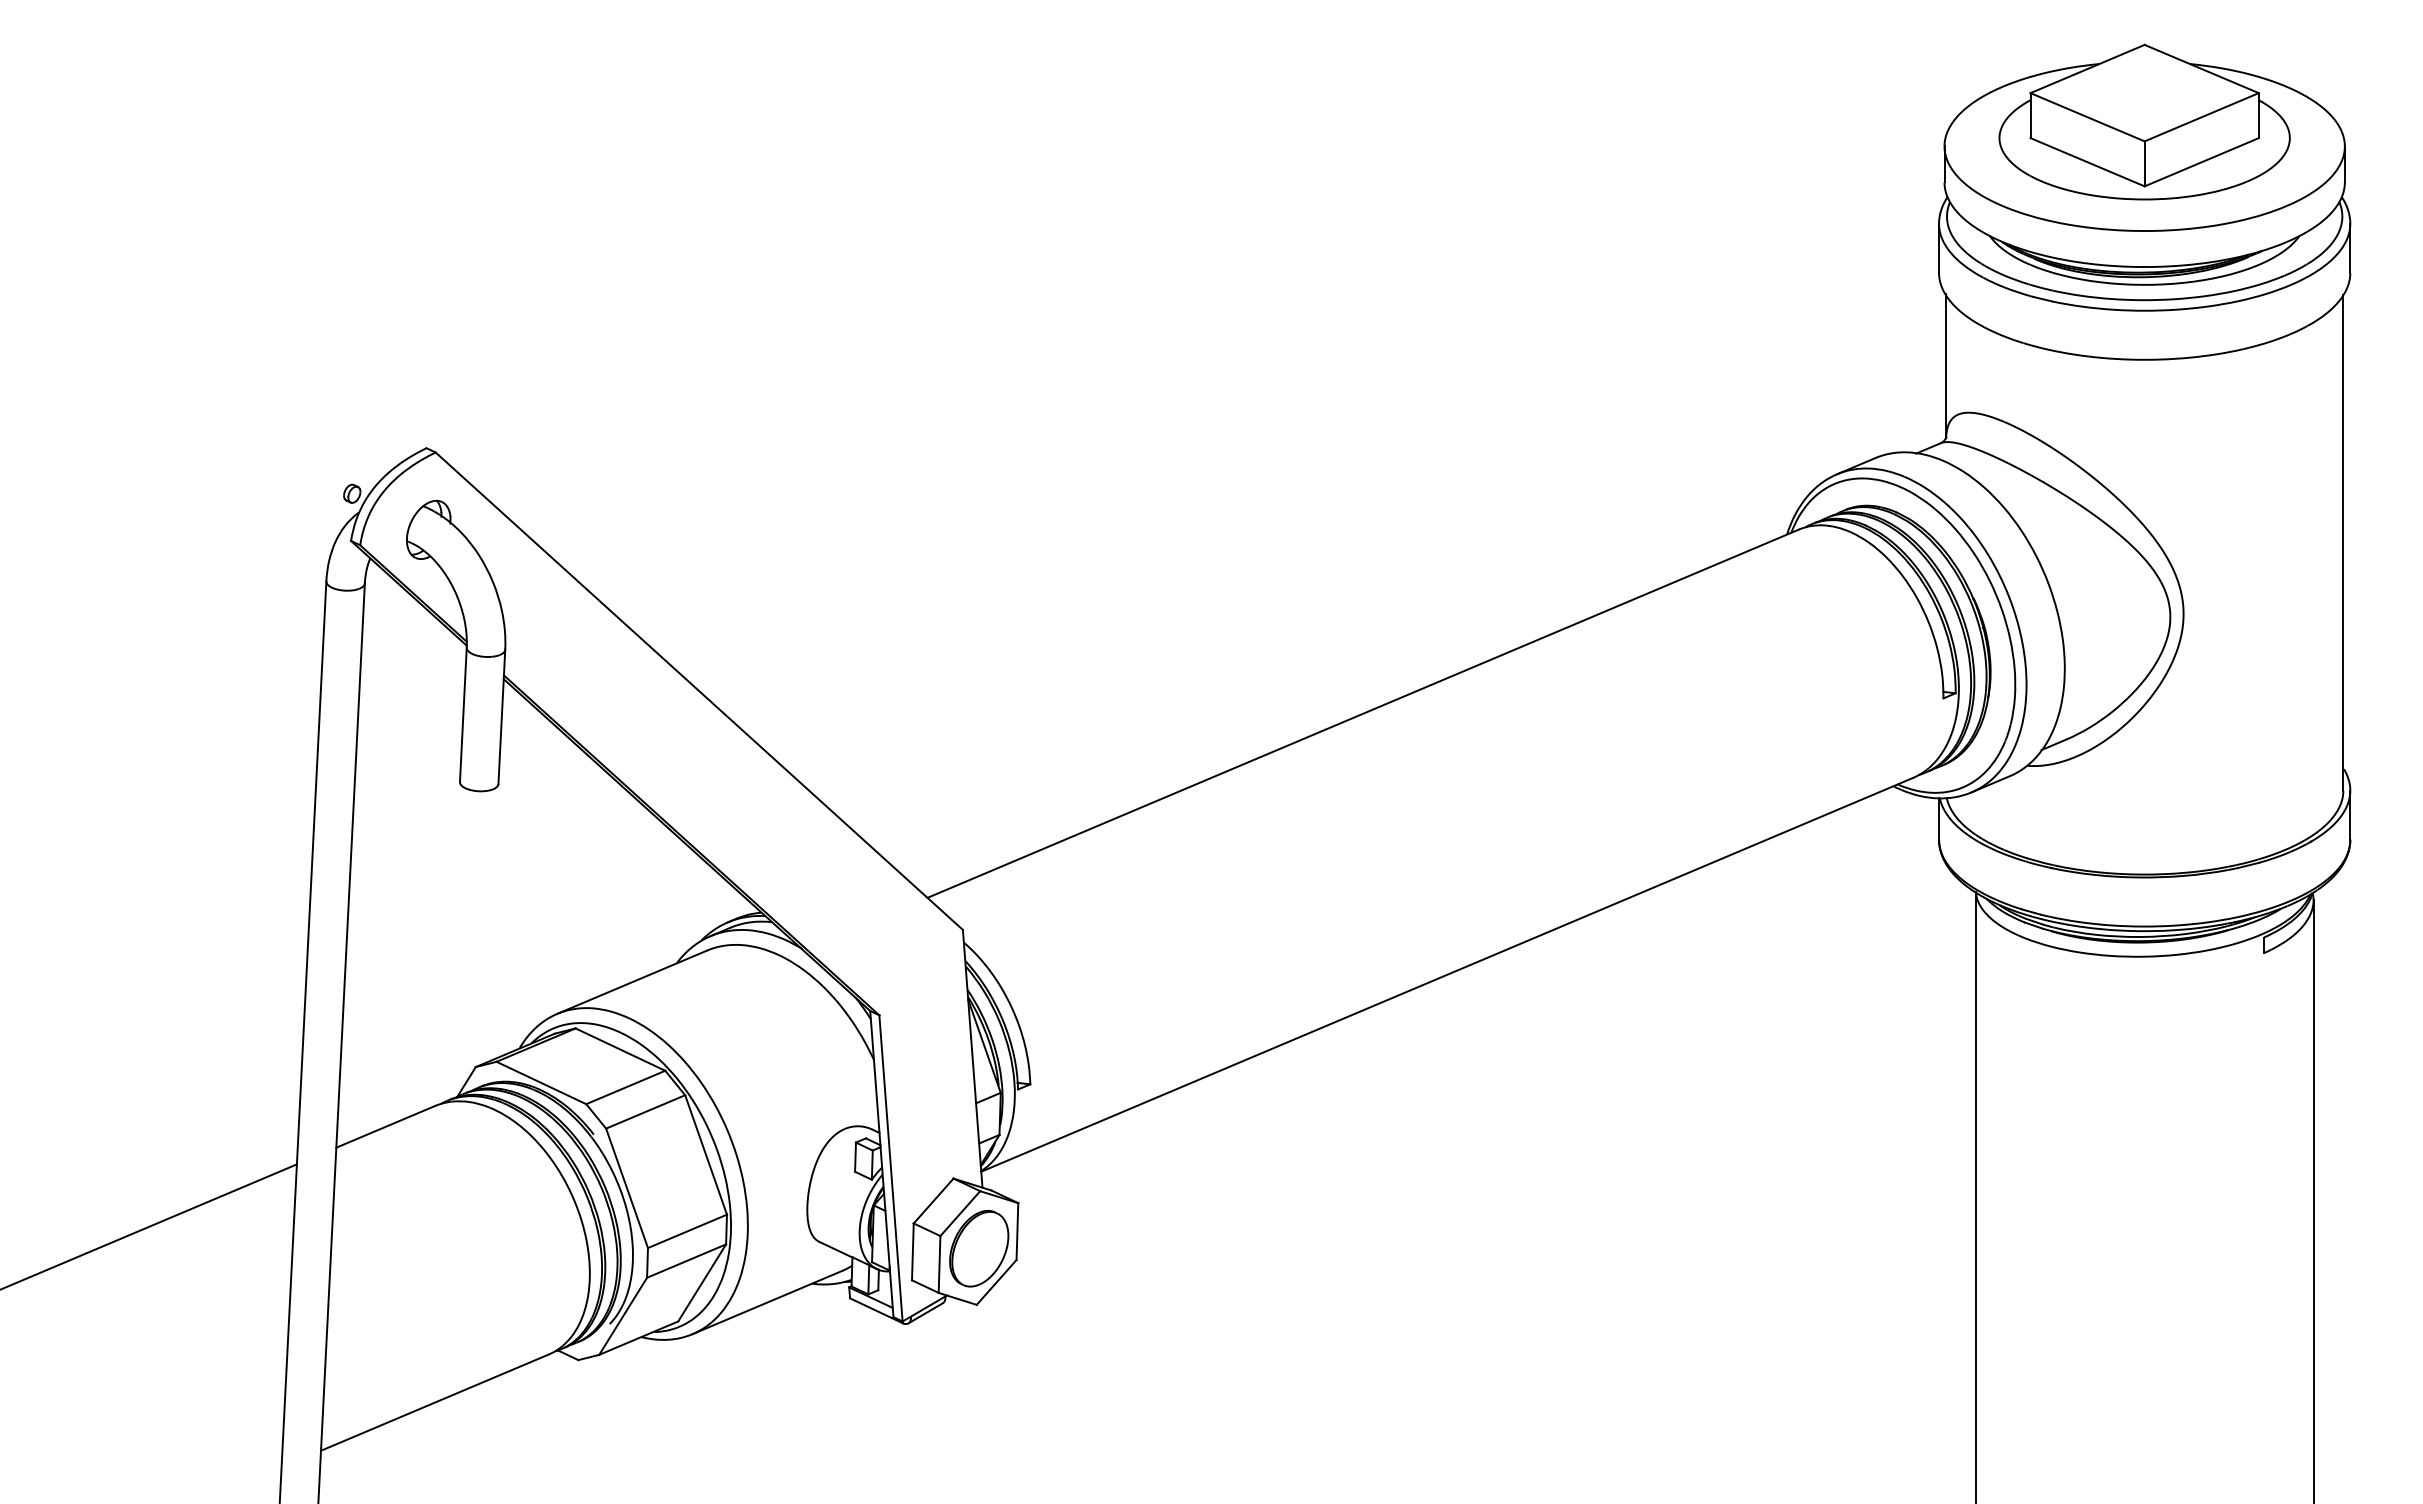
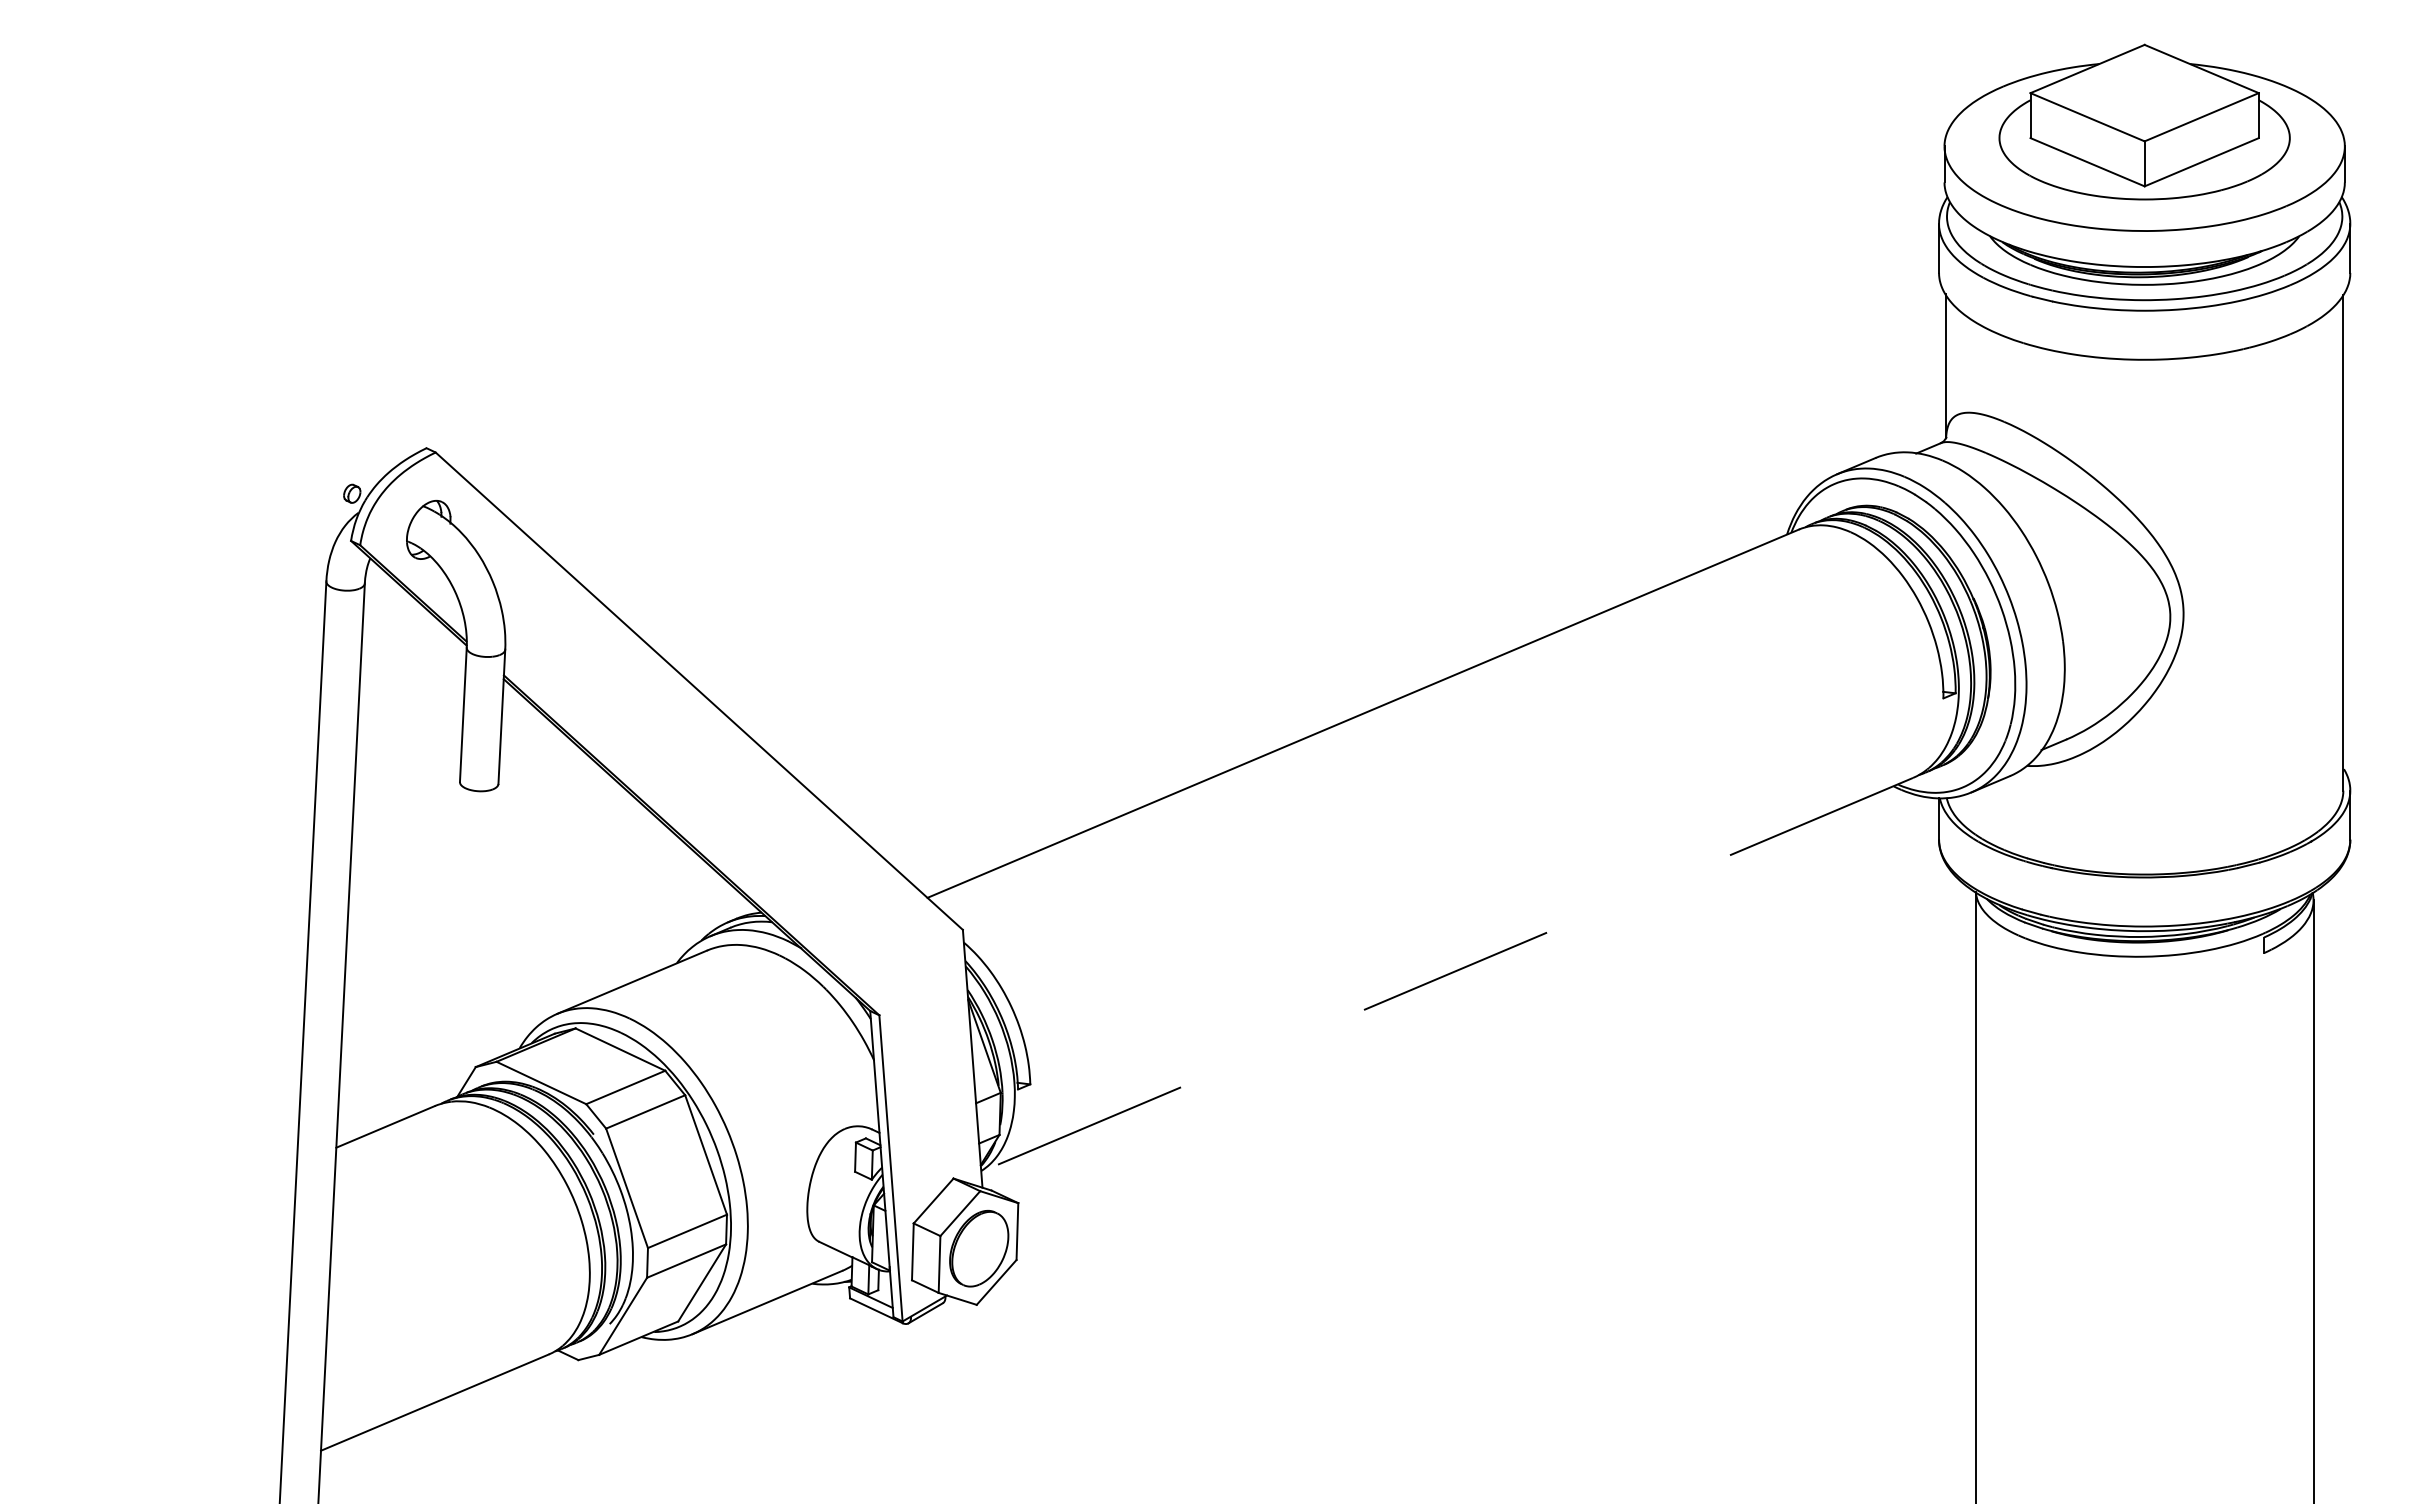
line: solid -> dashed (1447, 974)
line: present -> none (149, 1226)
